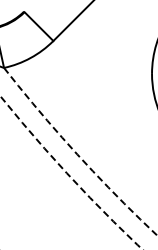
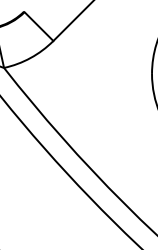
arc: dashed -> solid (77, 155)
arc: dashed -> solid (68, 175)
